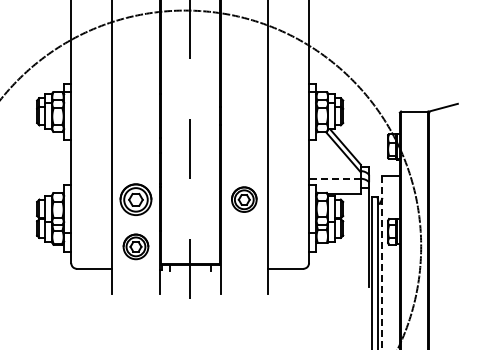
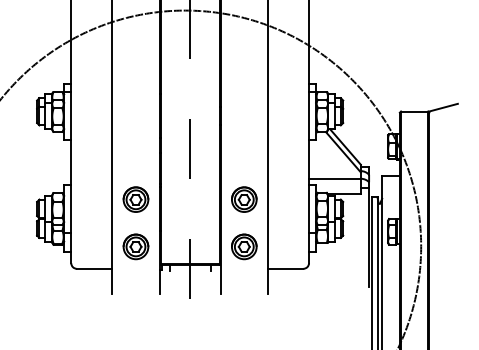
line: dashed -> solid (334, 178)
part size: 34x33 px -> 28x27 px (135, 199)
part: none -> present (244, 246)
line: dashed -> solid (382, 263)
